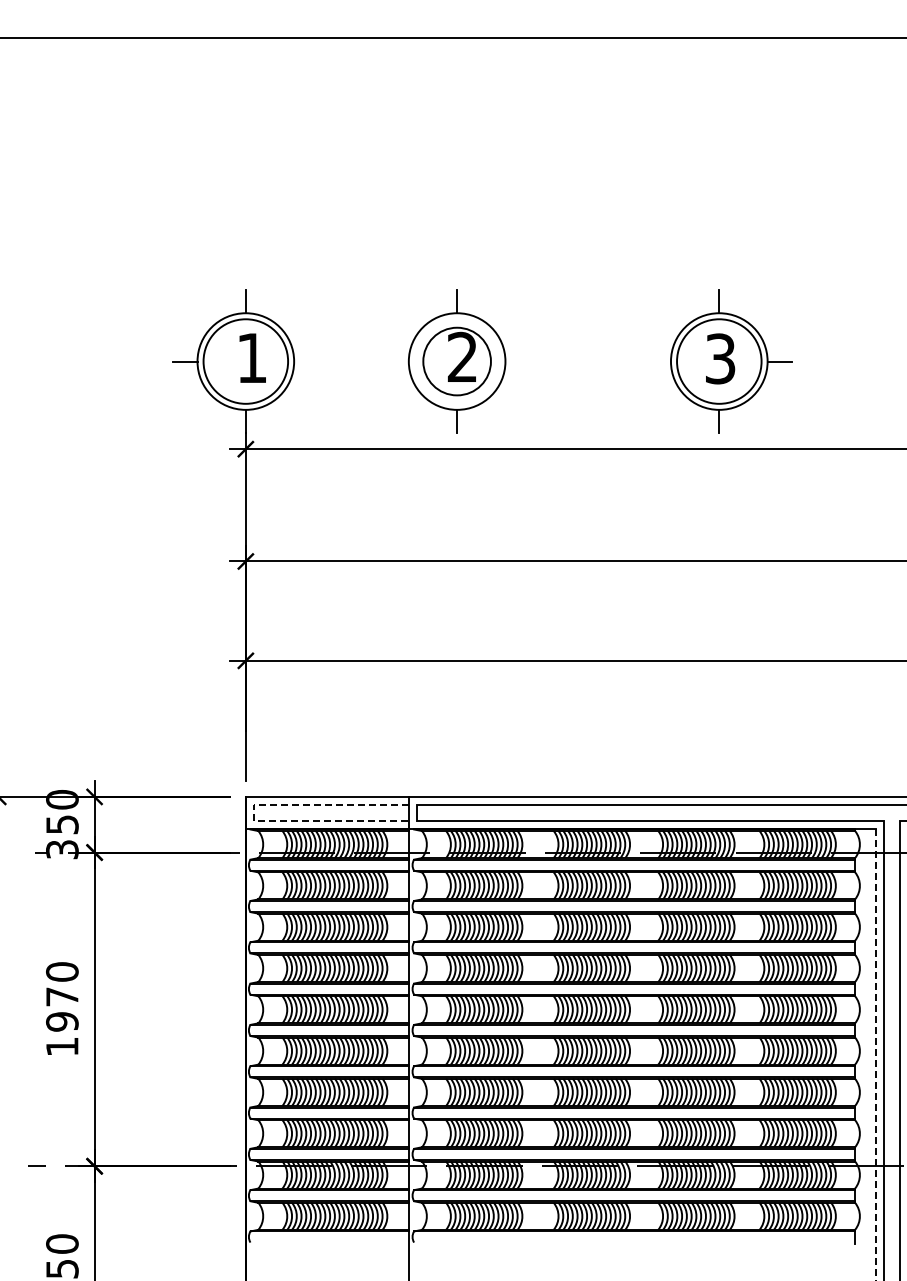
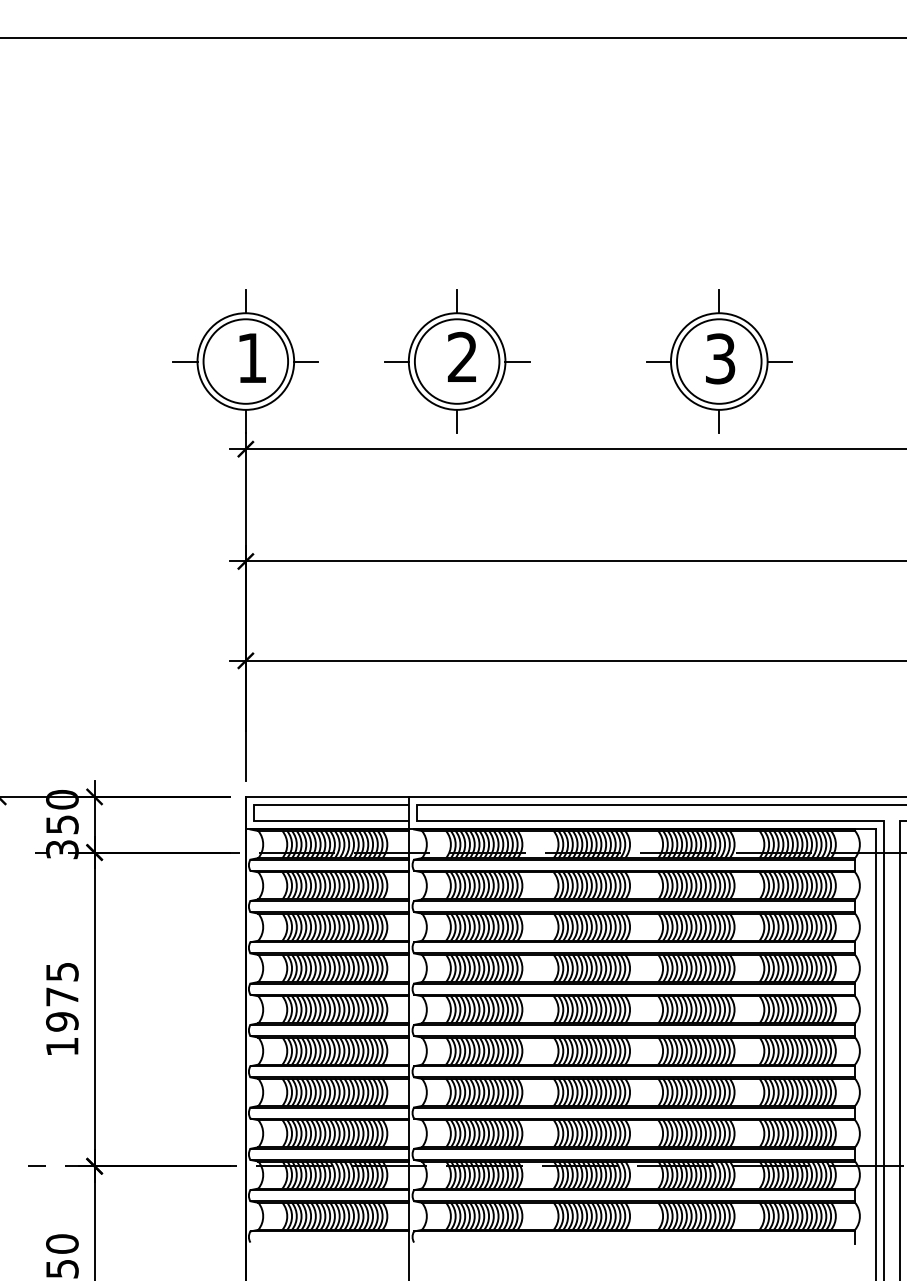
line: none -> present (306, 361)
line: none -> present (396, 361)
circle diameter: 68 px -> 85 px (456, 361)
line: none -> present (517, 361)
line: none -> present (658, 361)
line: dashed -> solid (253, 812)
text: 1970 -> 1975 (62, 971)
line: dashed -> solid (875, 1054)
